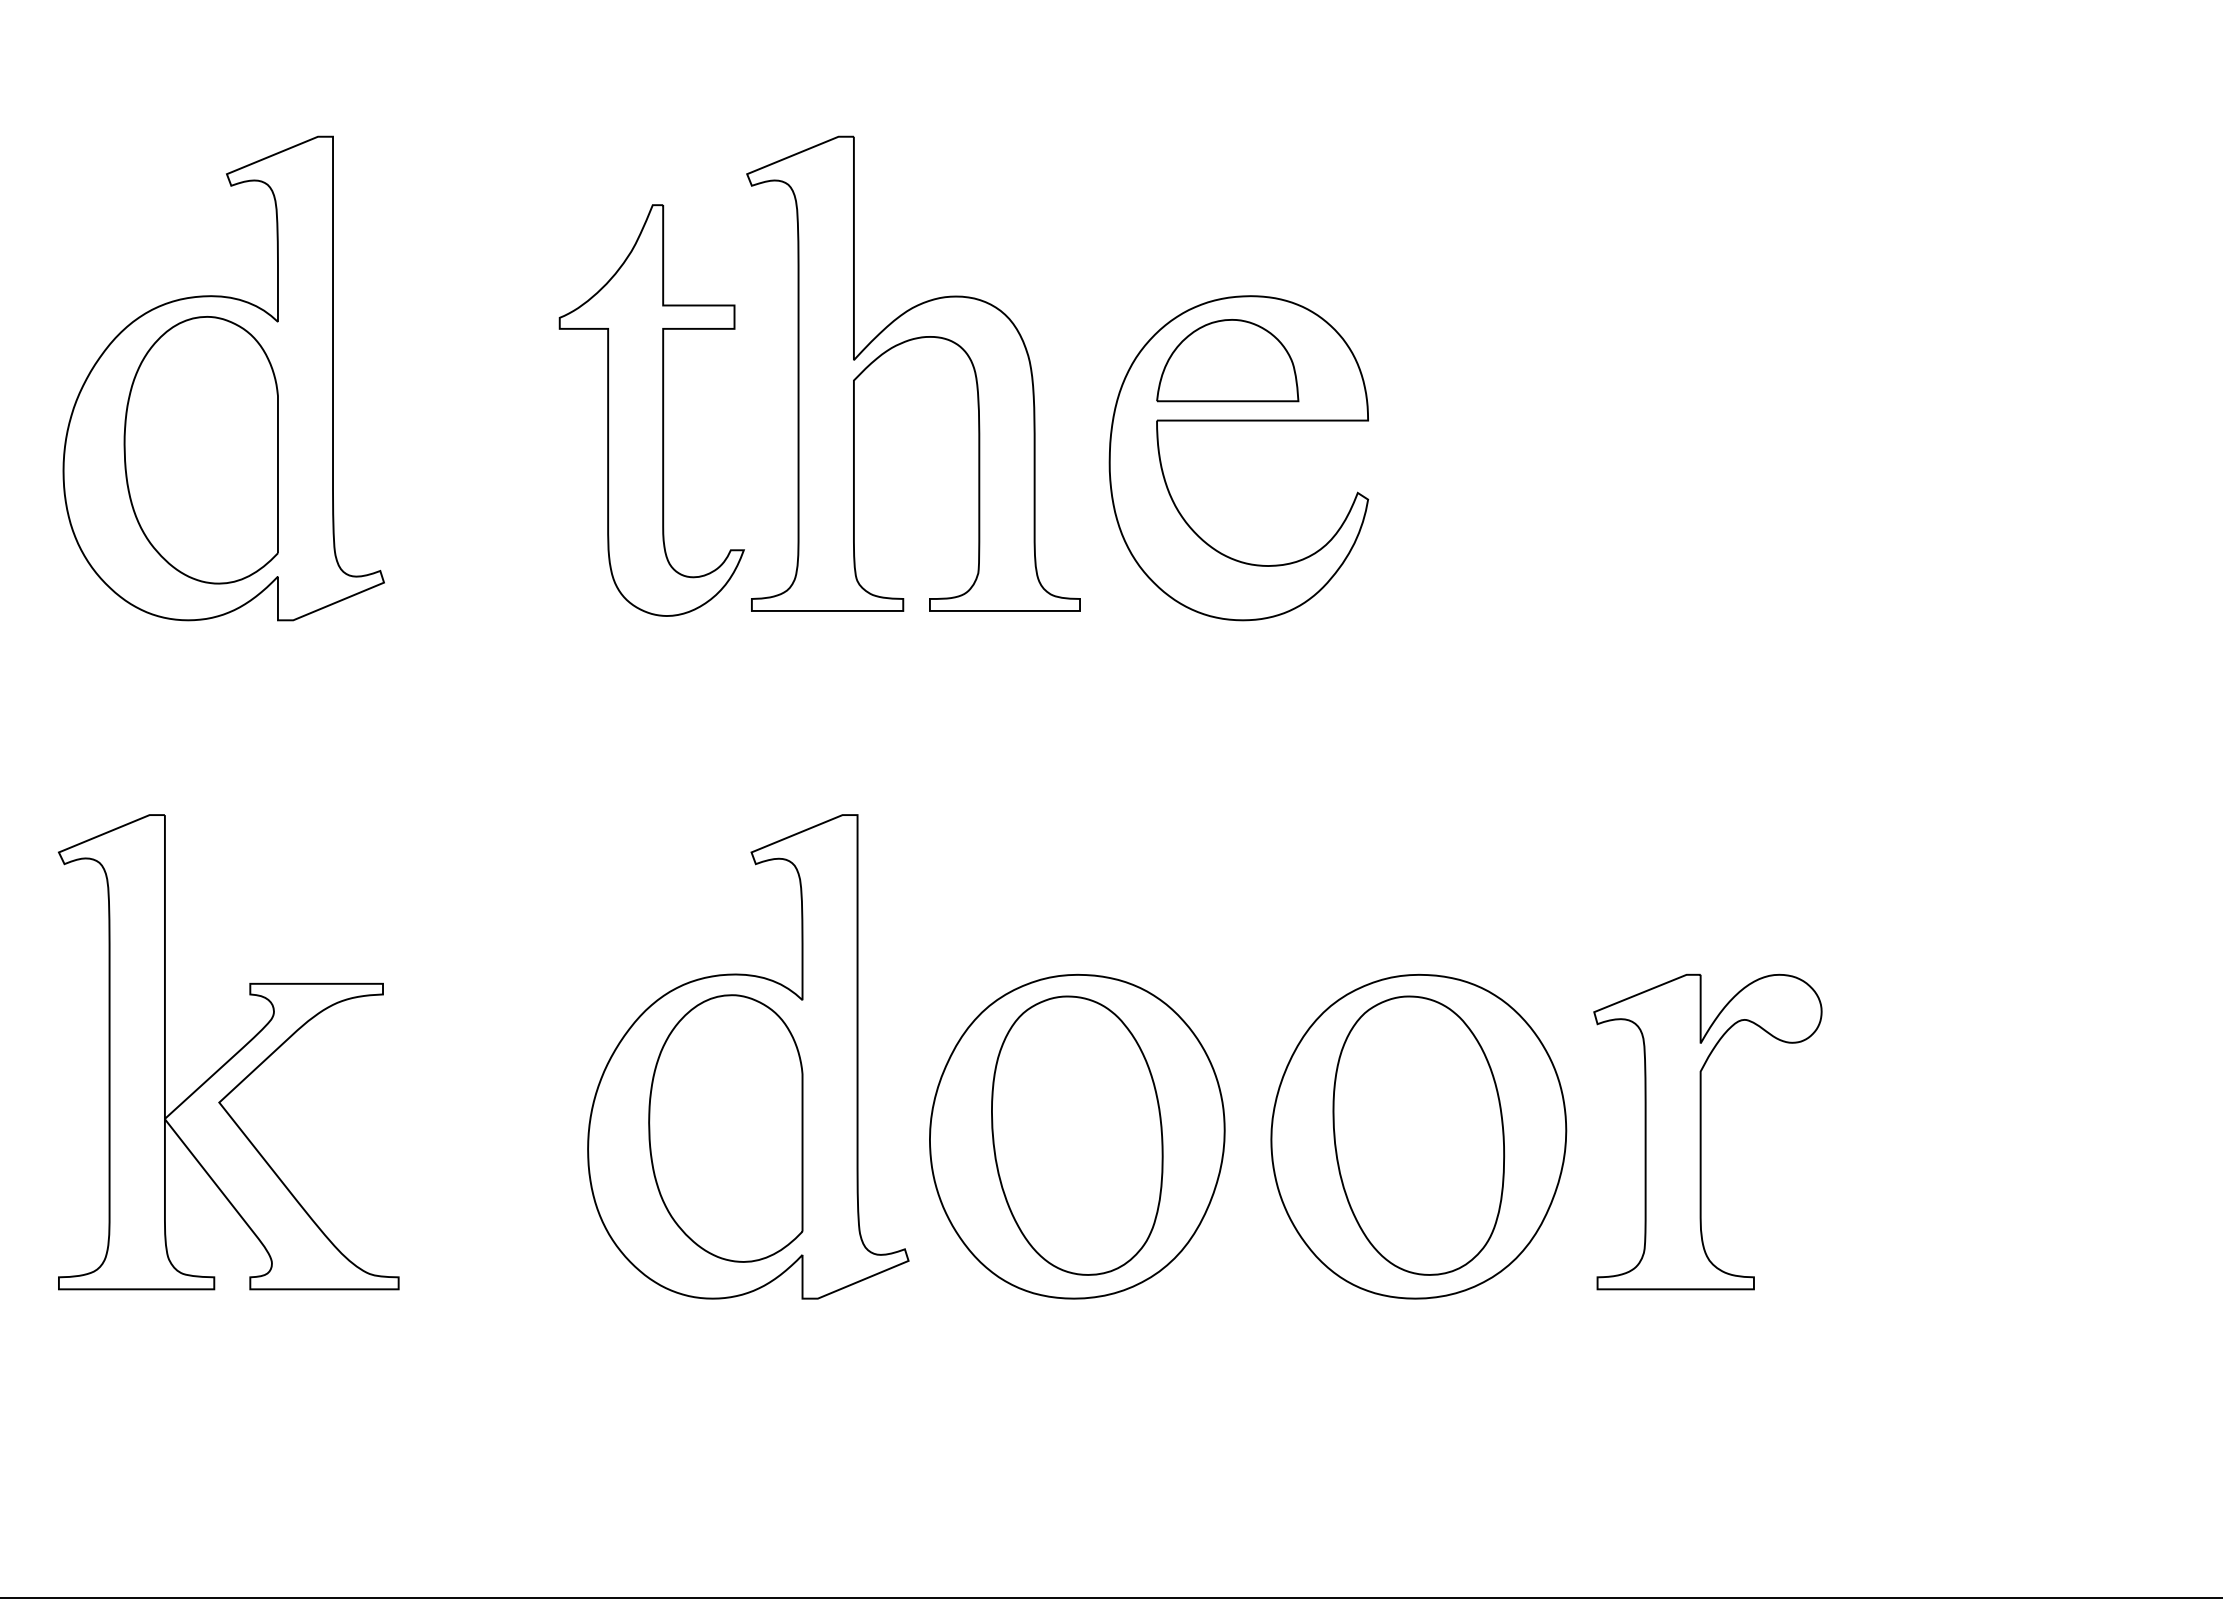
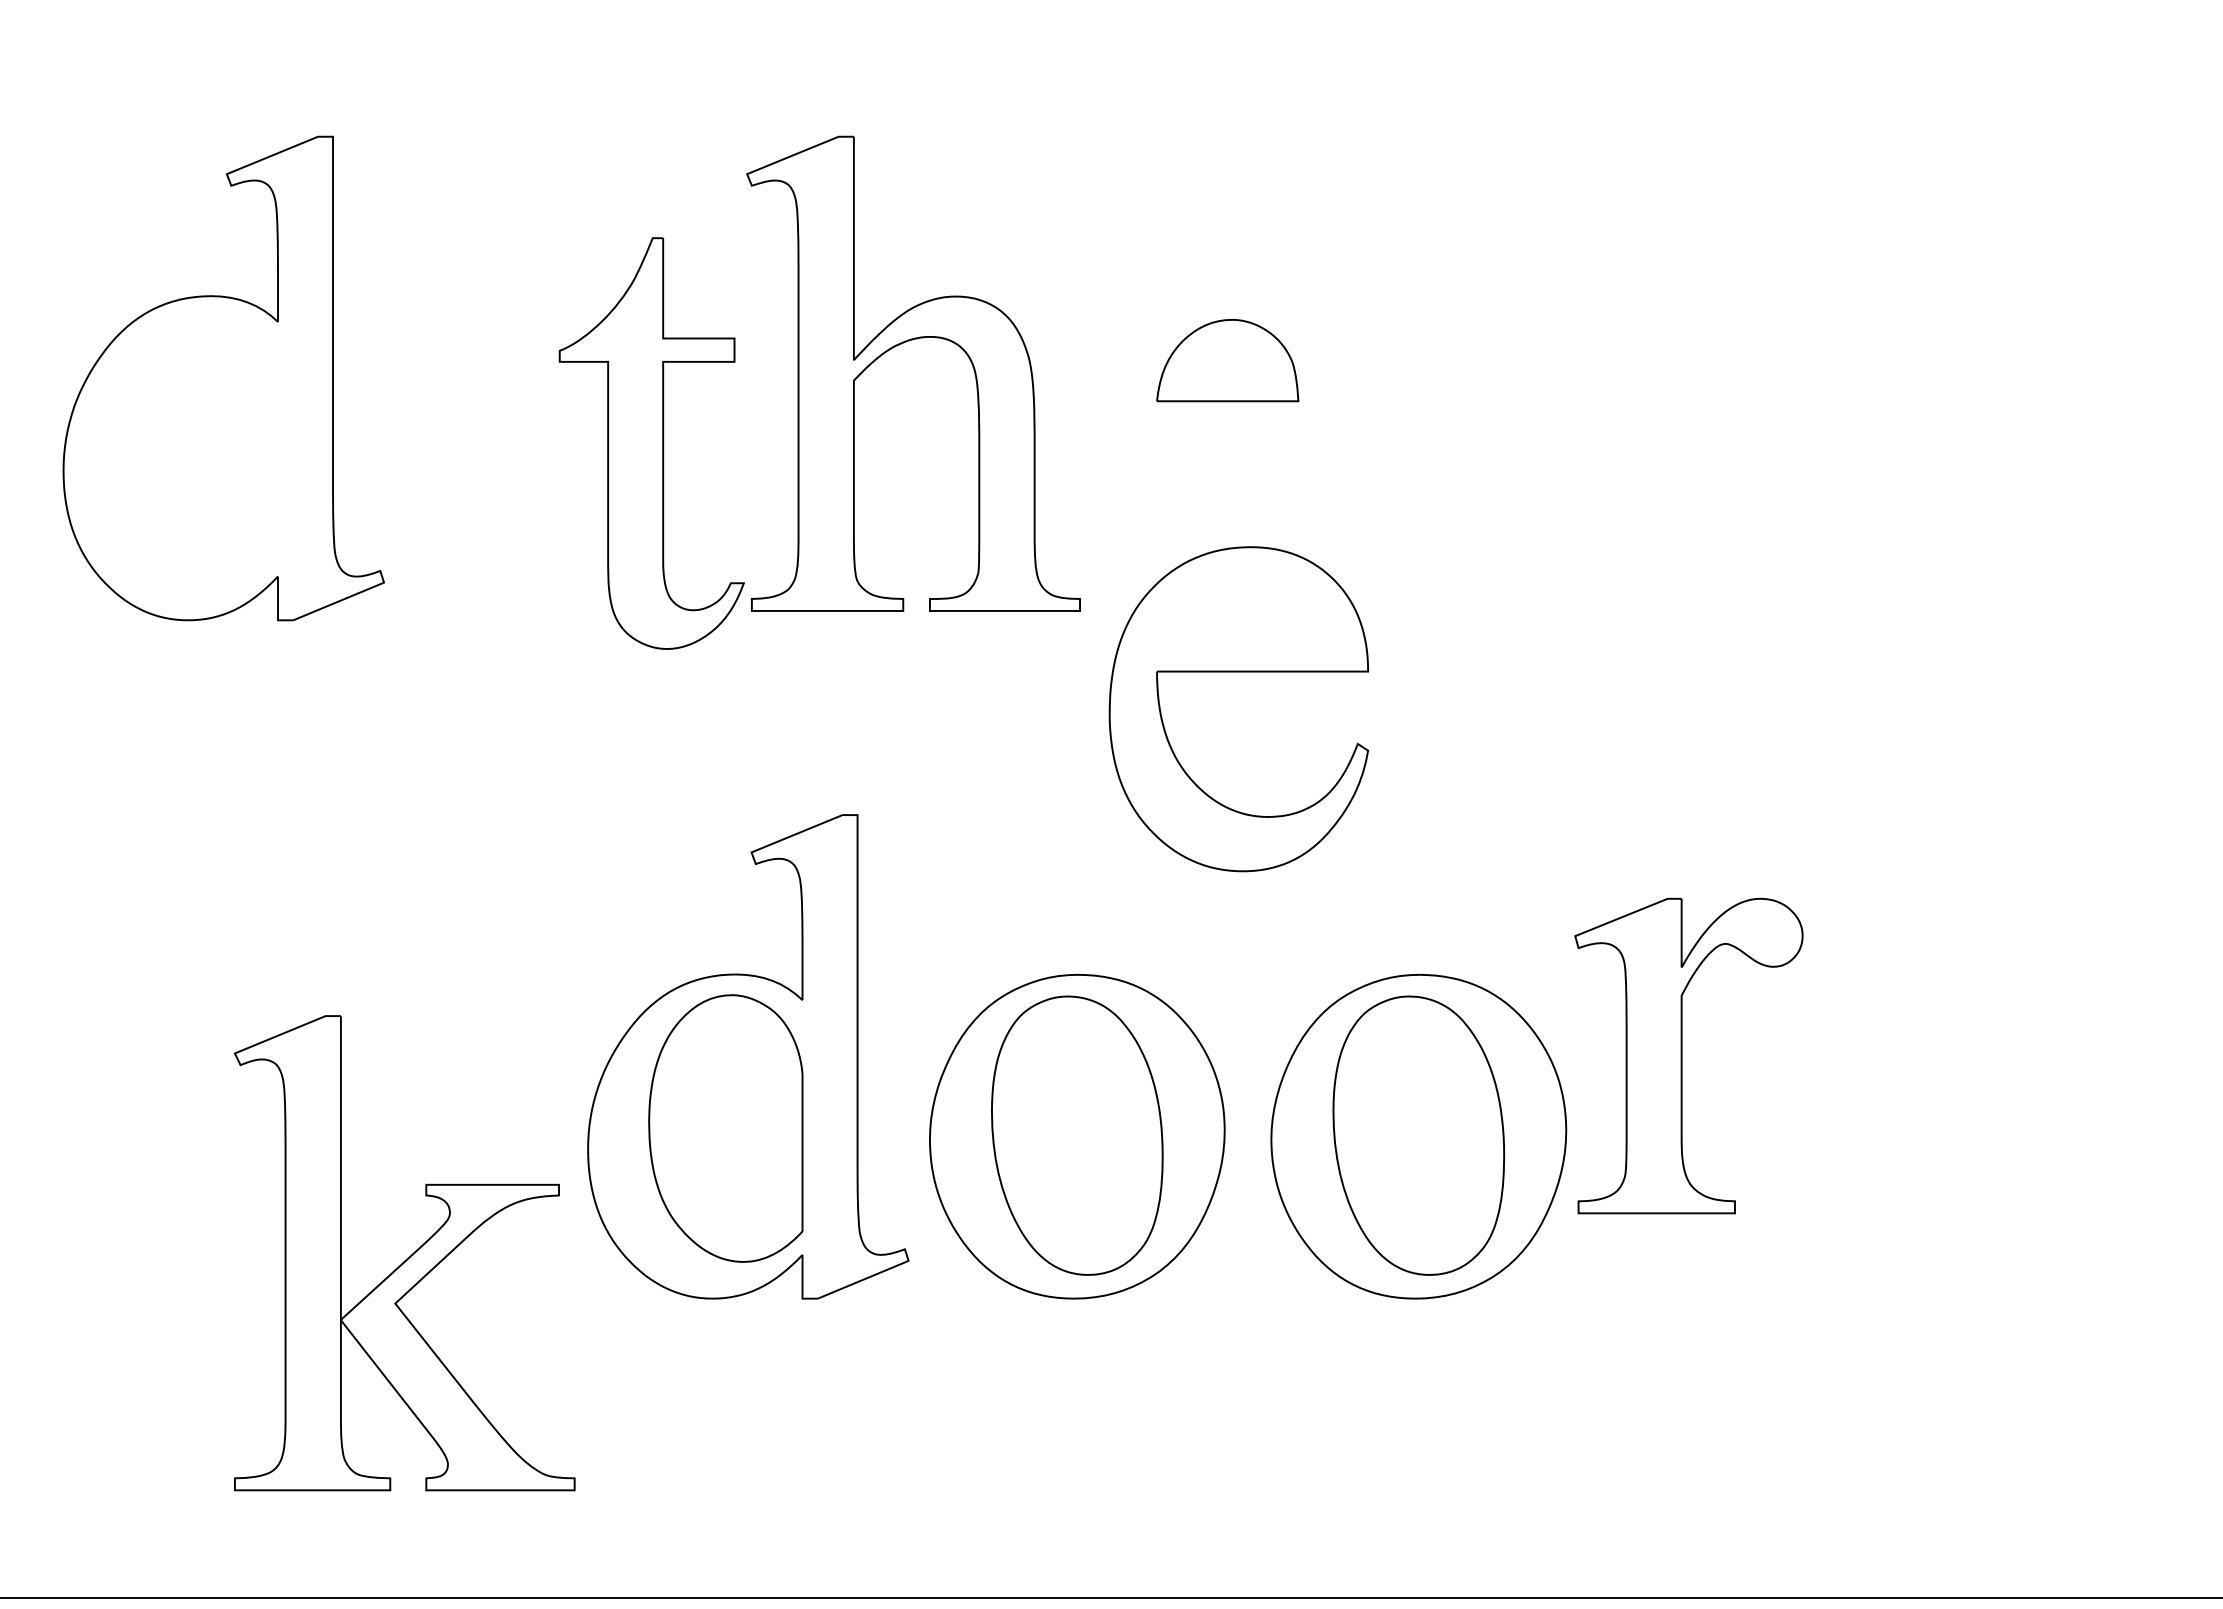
part position: (651, 410) -> (651, 443) (651, 443)
part position: (1238, 421) -> (1238, 672) (1238, 672)
part: present -> none (200, 450)
part position: (228, 1052) -> (404, 1253) (404, 1253)
part position: (1707, 1131) -> (1688, 1055) (1688, 1055)
